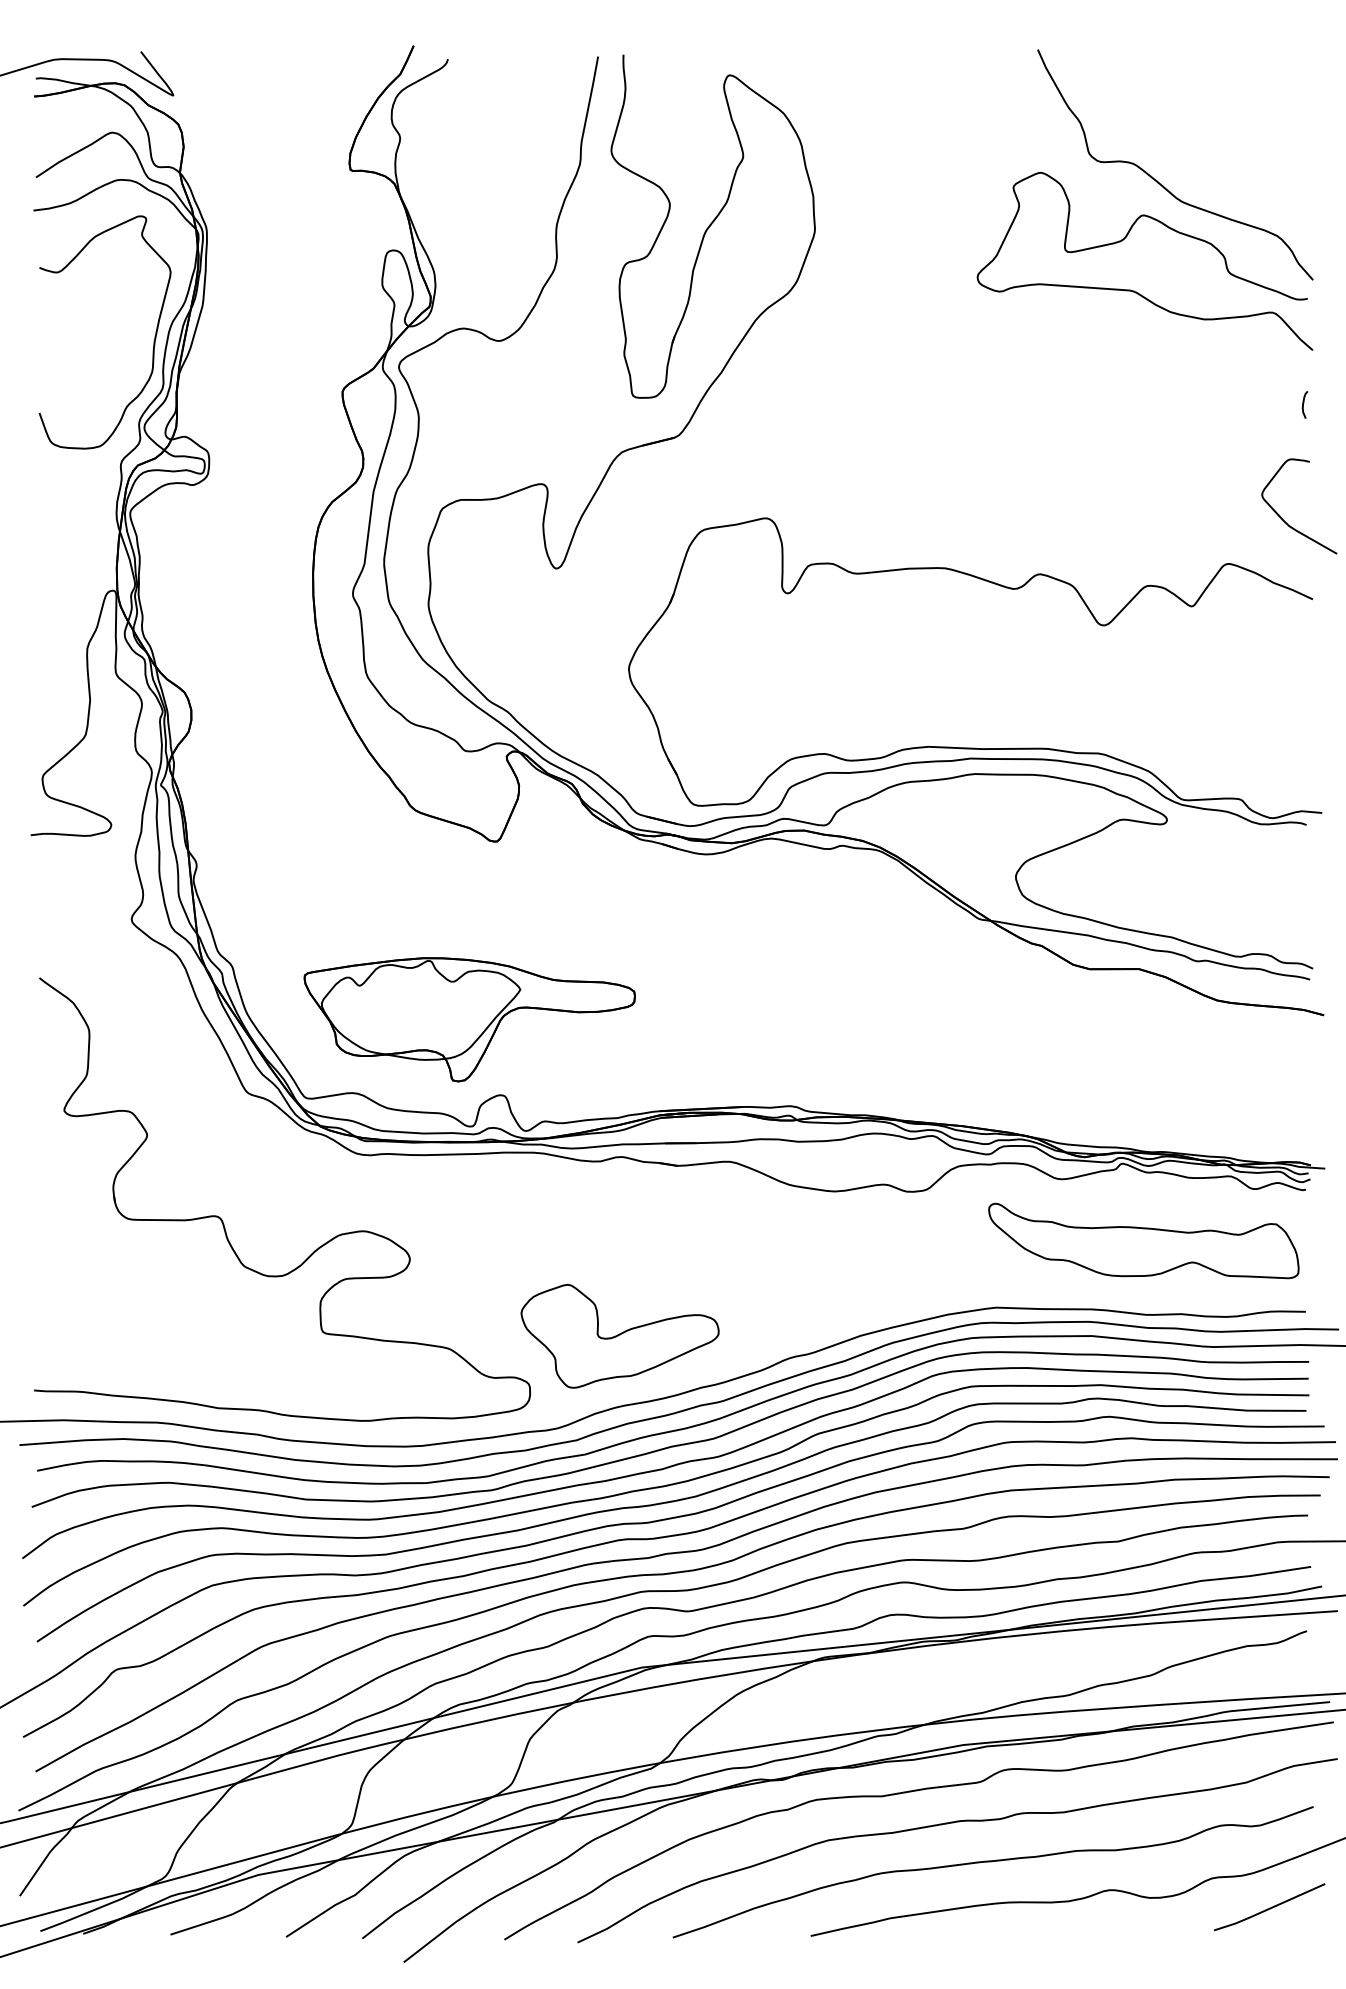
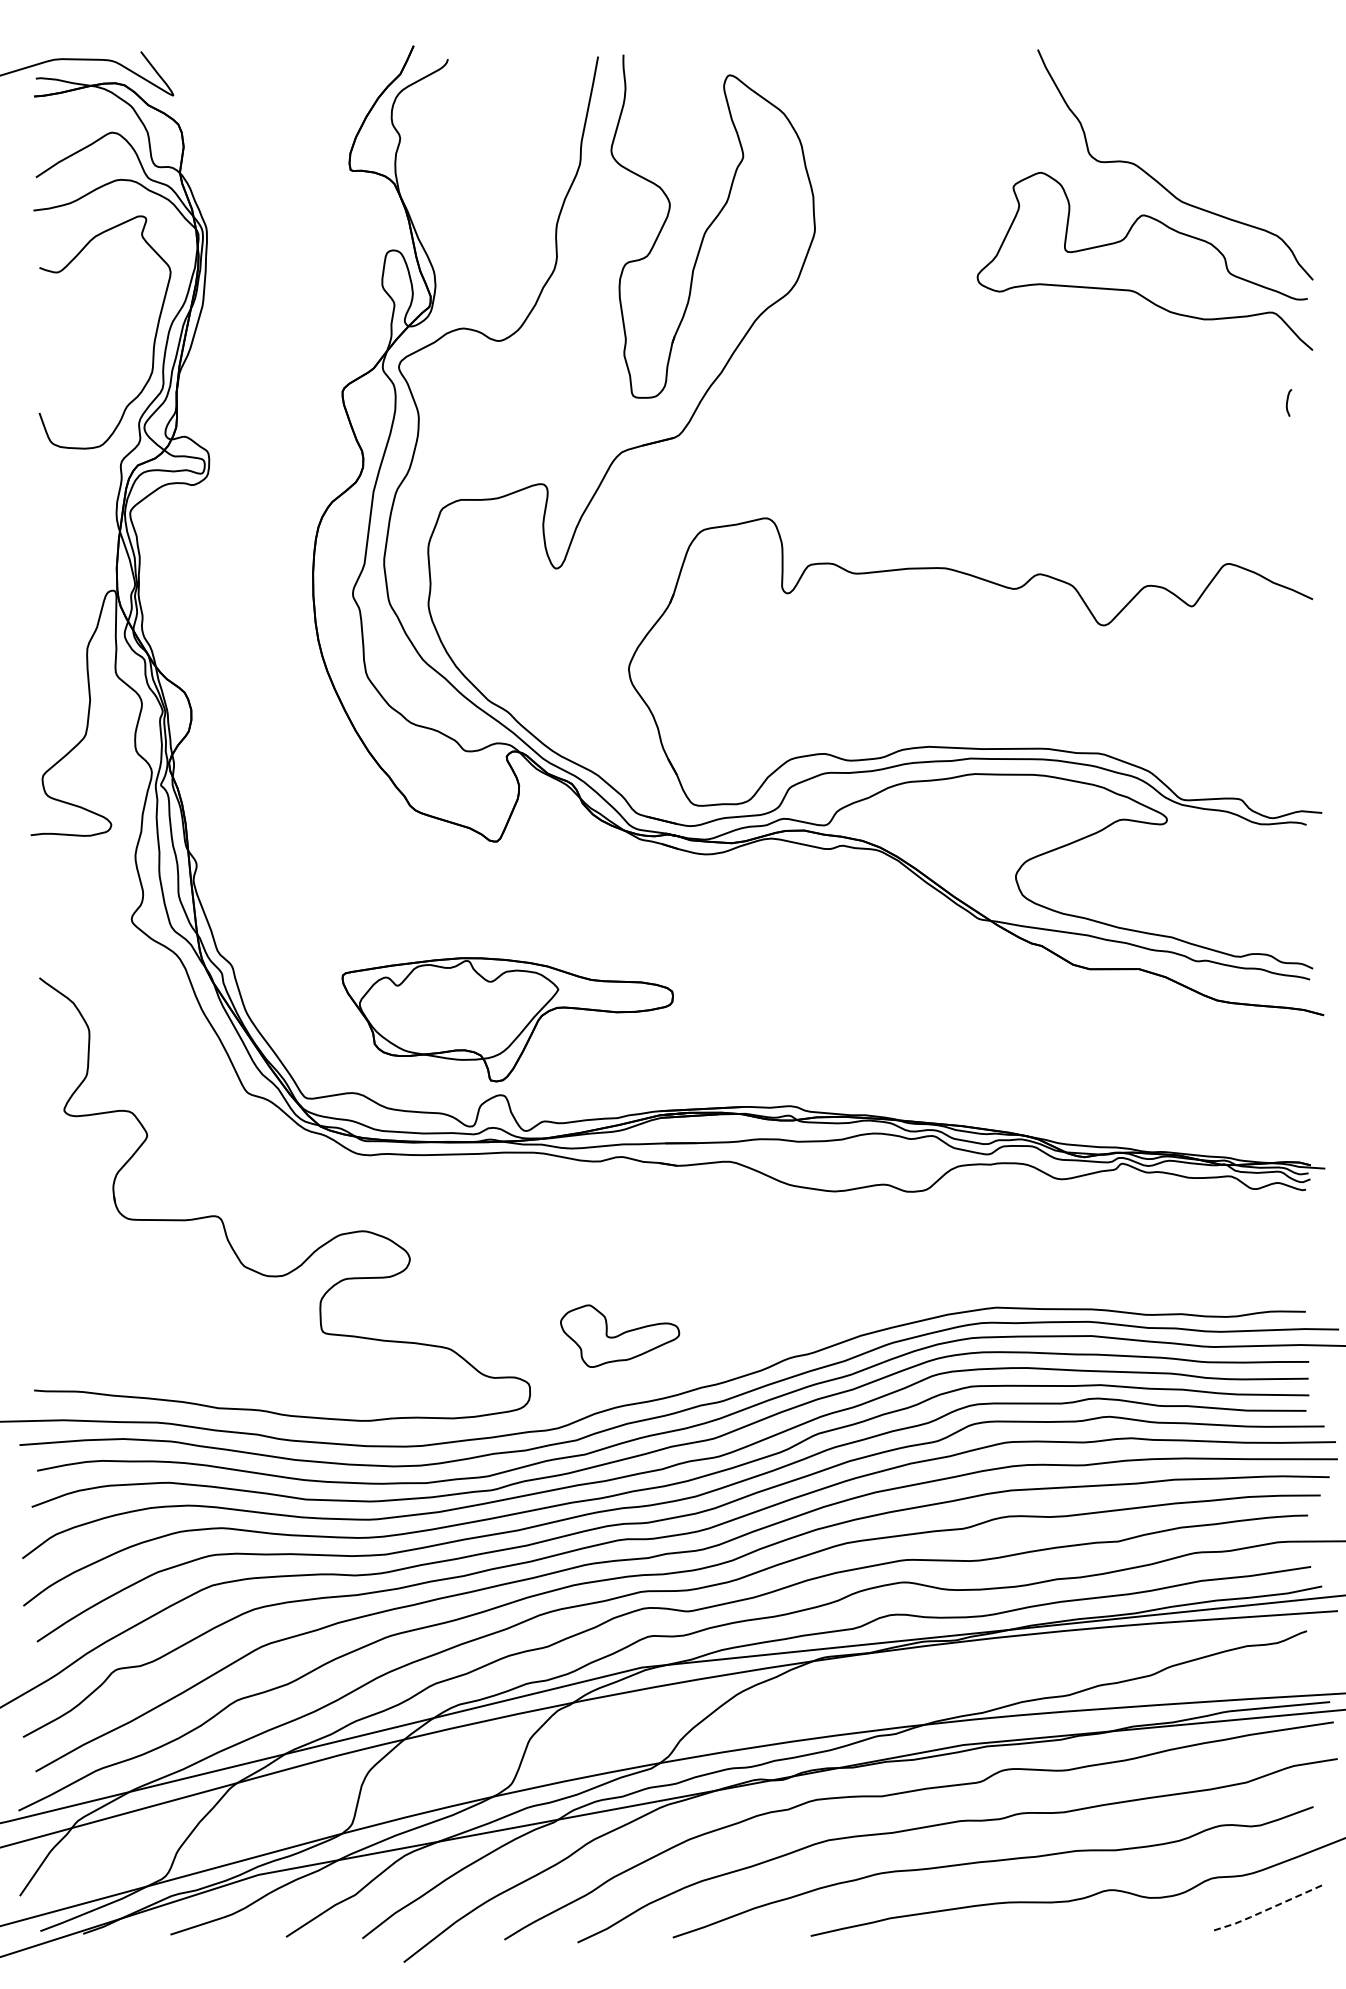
curve position: (1304, 403) -> (1288, 401) (1288, 401)
curve: present -> none (1284, 520)
part position: (469, 1019) -> (507, 1019) (507, 1019)
part: present -> none (1143, 1240)
part size: 200x106 px -> 121x64 px (620, 1335)
line: solid -> dashed (1269, 1908)
